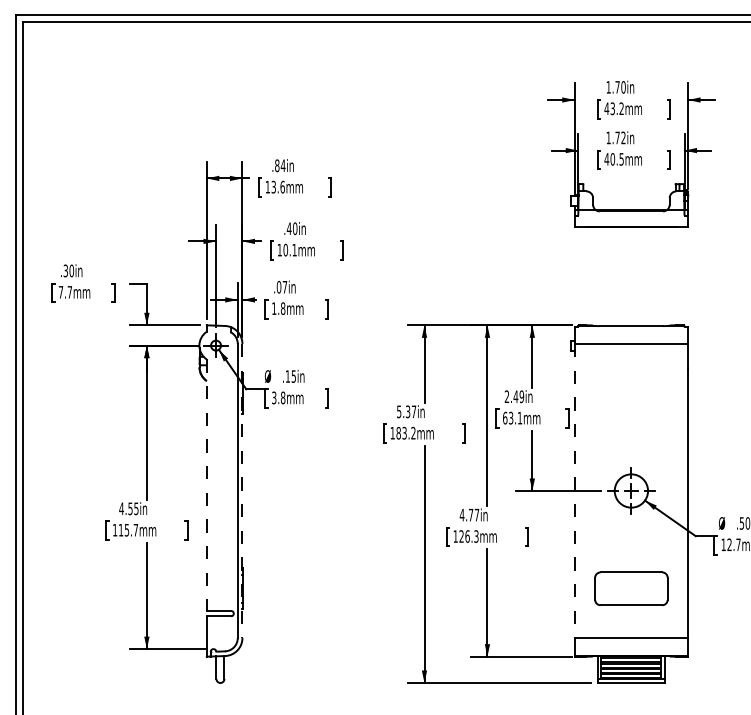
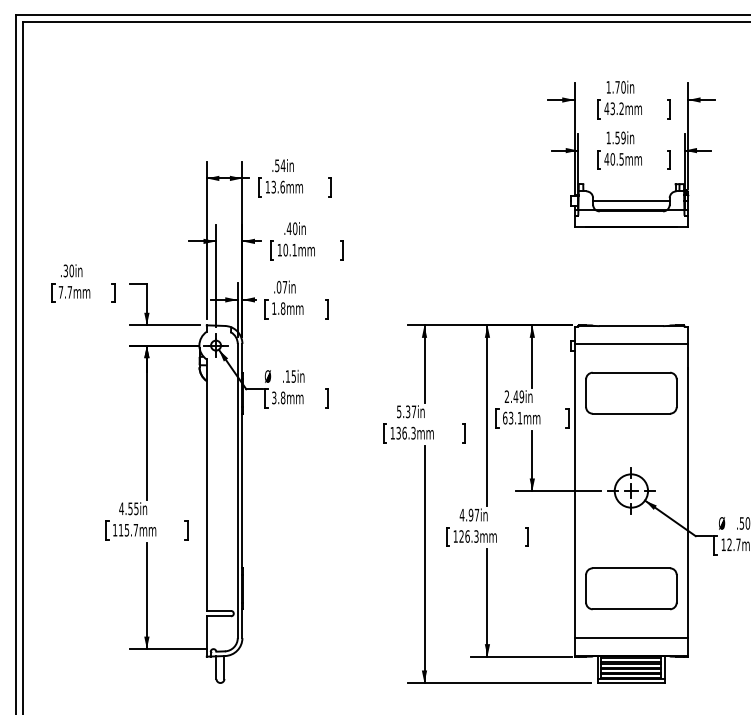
text: 1.72in -> 1.59in (620, 137)
text: .84in -> .54in (277, 165)
line: none -> present (631, 201)
part: none -> present (631, 392)
text: 183.2mm -> 136.3mm (405, 432)
line: dashed -> solid (206, 485)
line: dashed -> solid (242, 491)
line: dashed -> solid (574, 491)
text: 4.77in -> 4.97in (470, 514)
part size: 75x36 px -> 93x44 px (631, 588)
